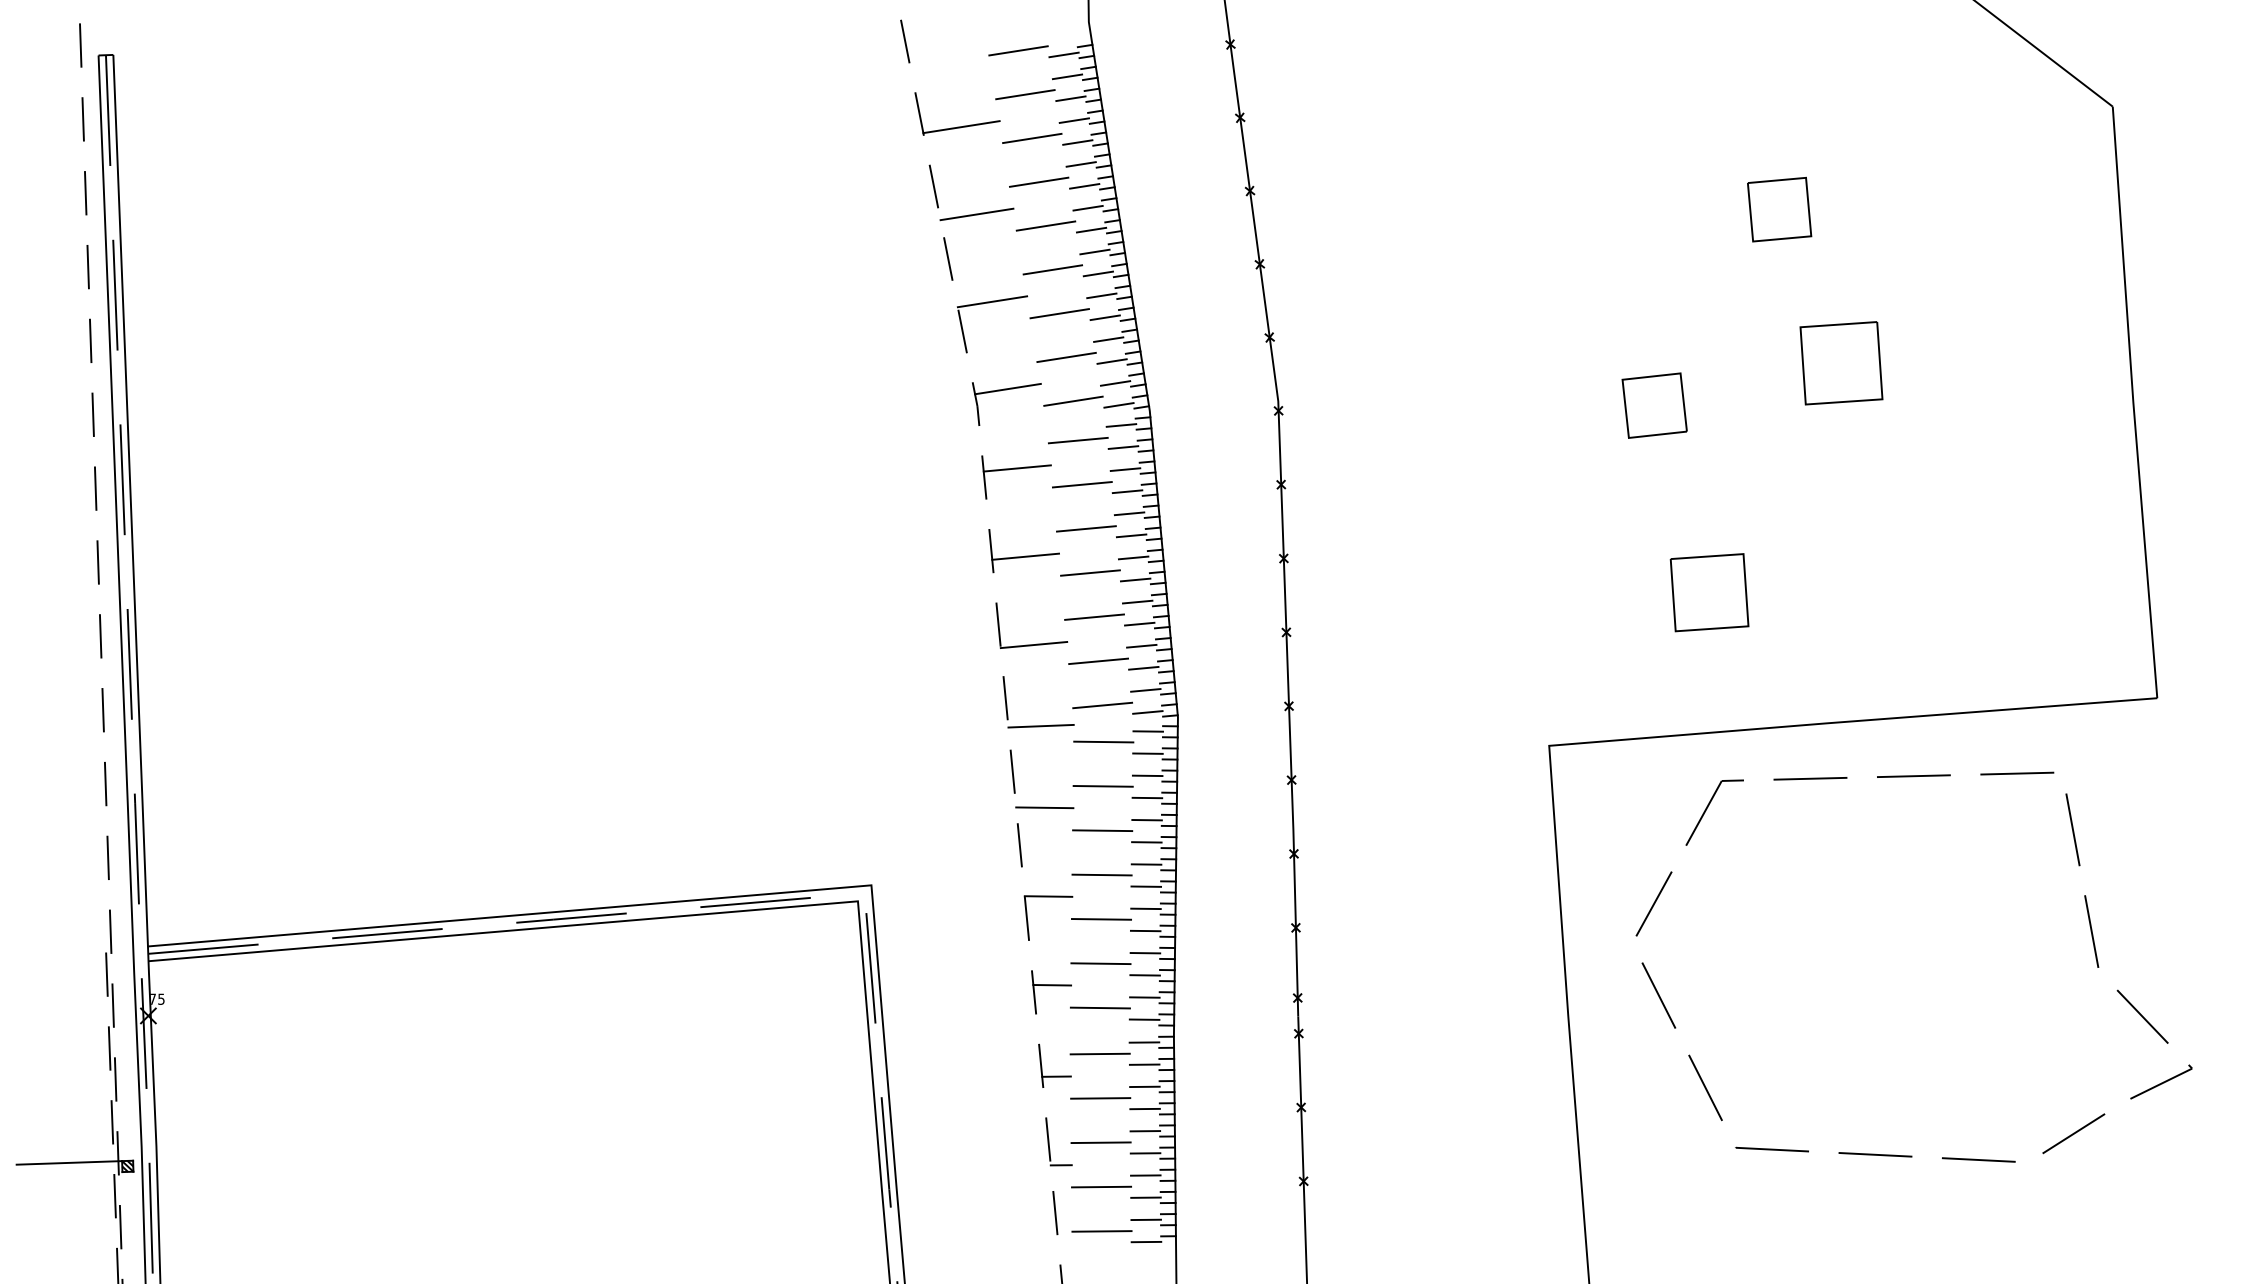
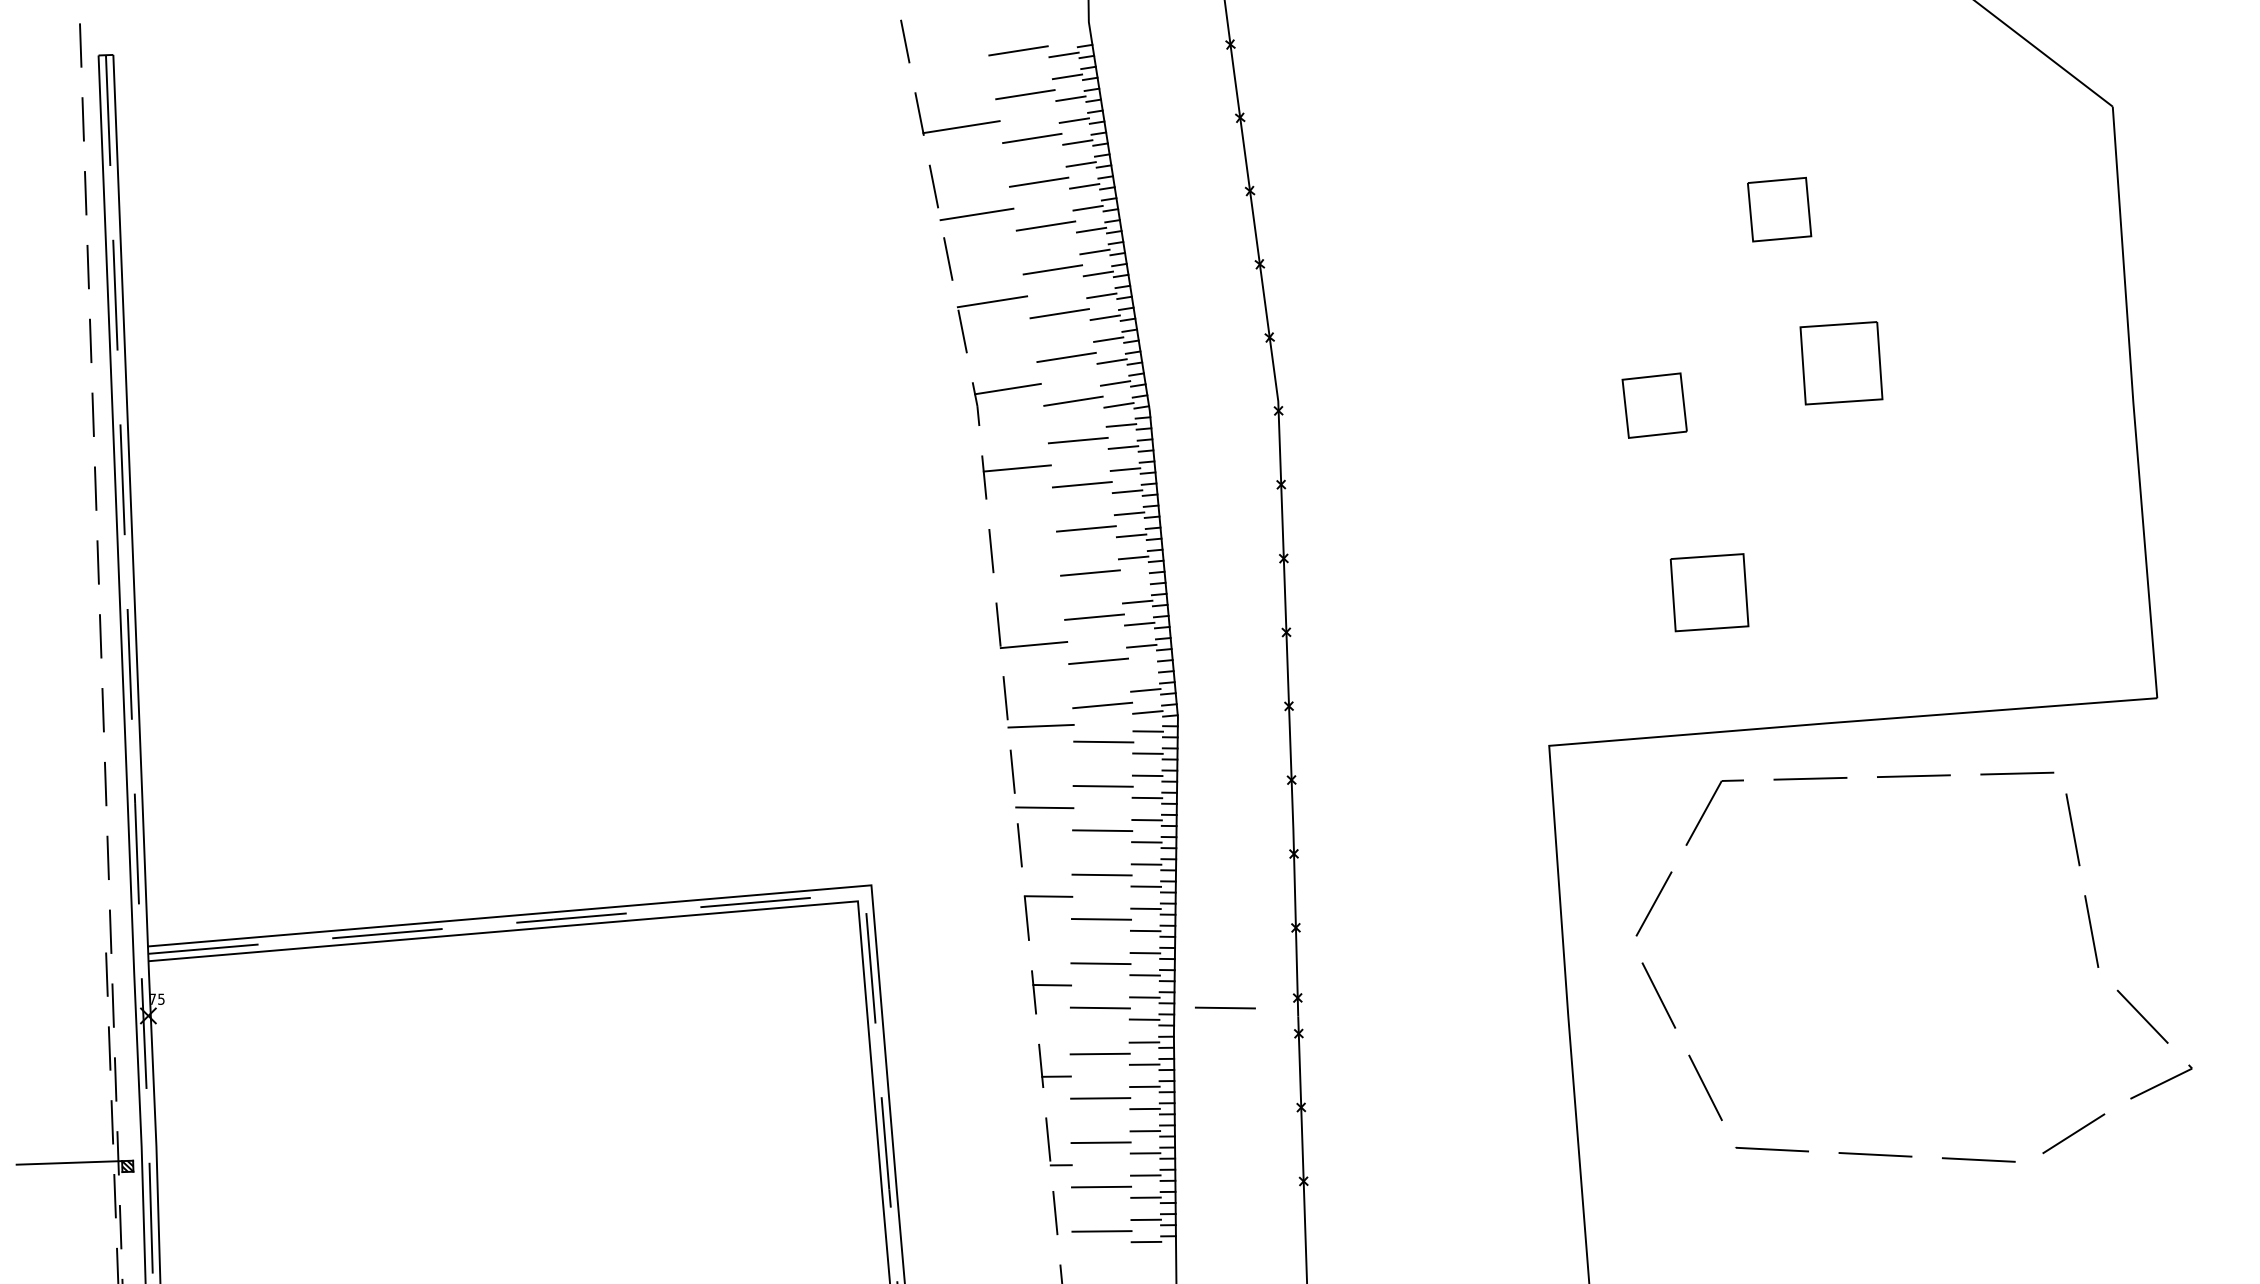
line: present -> none (1025, 556)
line: present -> none (1135, 579)
line: present -> none (1143, 667)
line: none -> present (1225, 1007)
